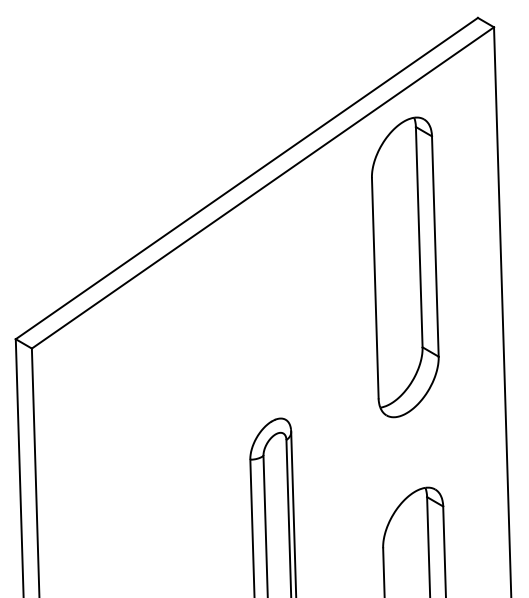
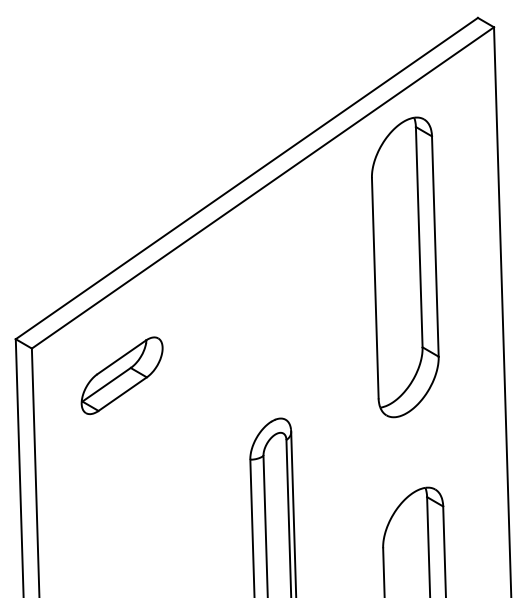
part: none -> present (121, 375)
